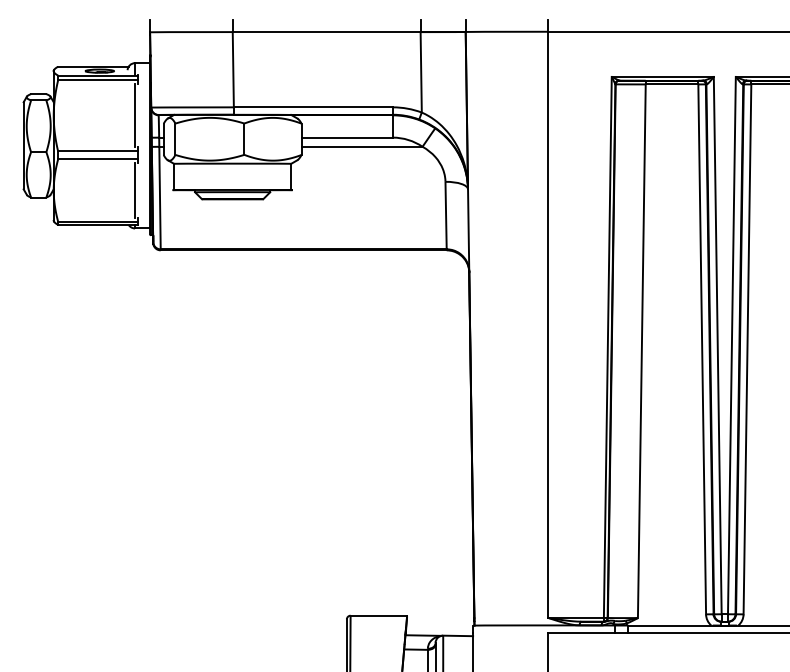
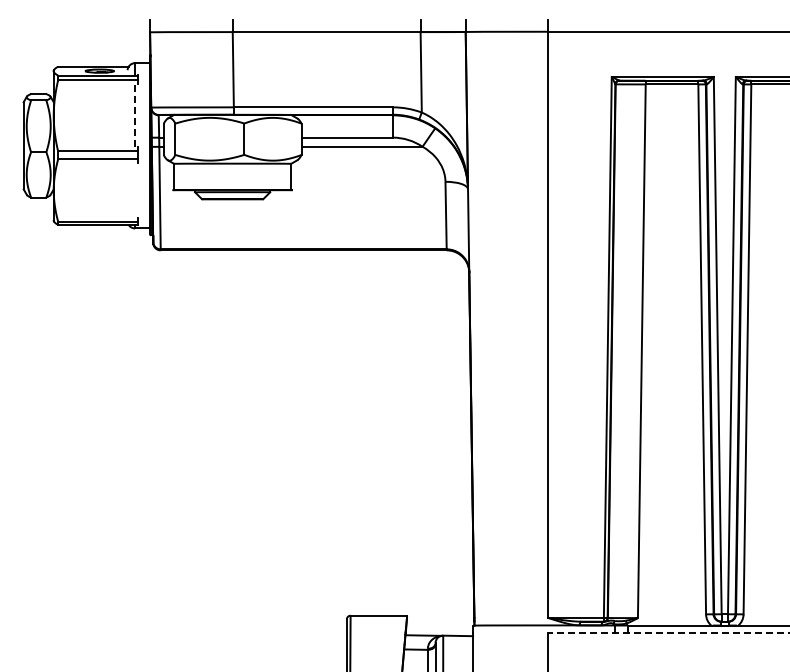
line: solid -> dashed (135, 115)
line: present -> none (135, 190)
line: solid -> dashed (668, 632)
